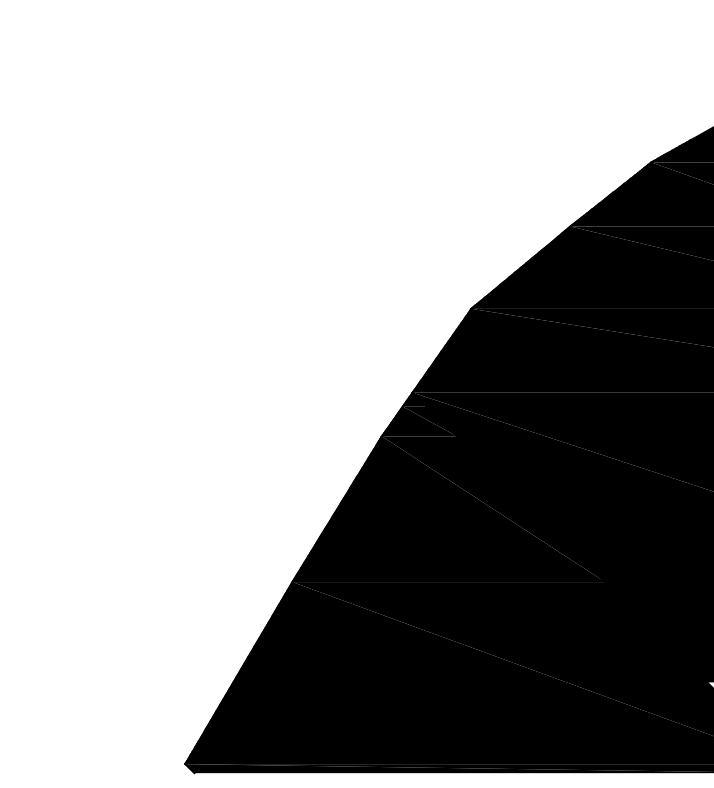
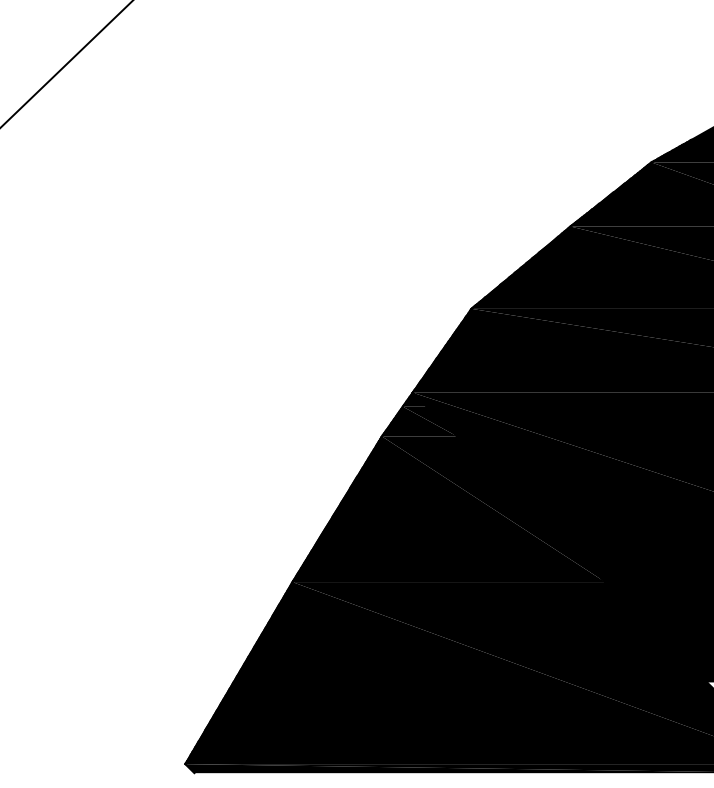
line: none -> present (66, 64)
